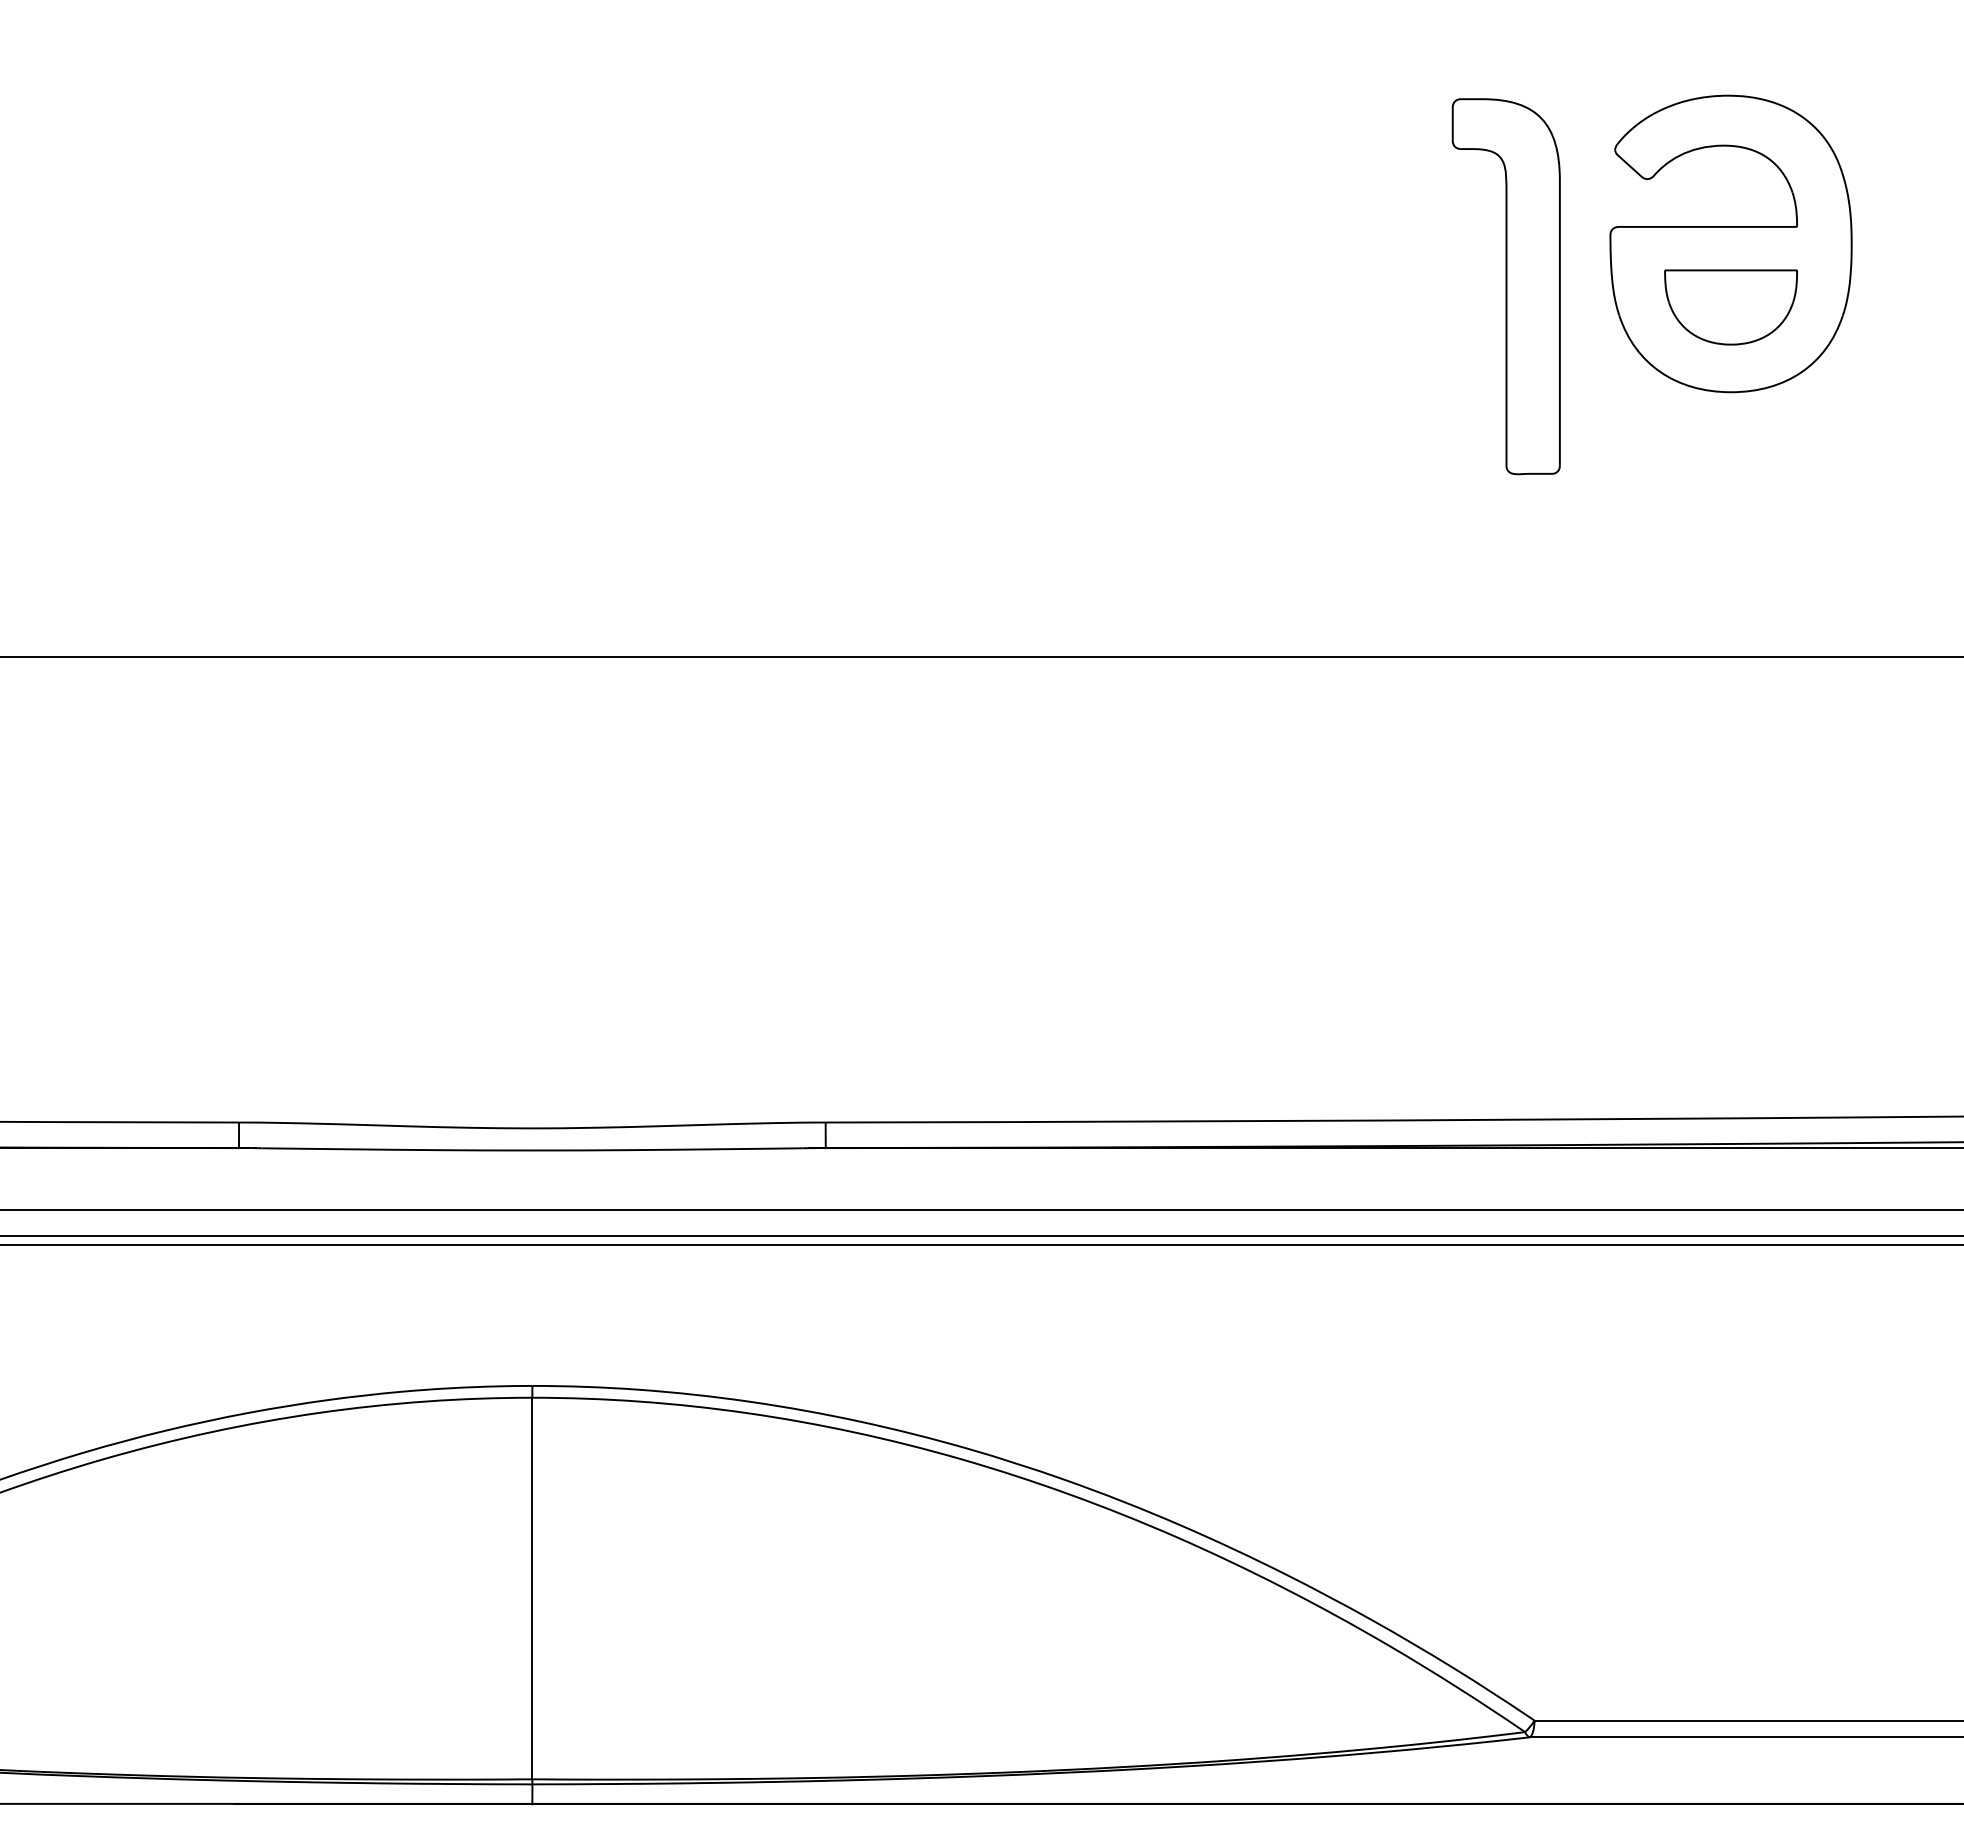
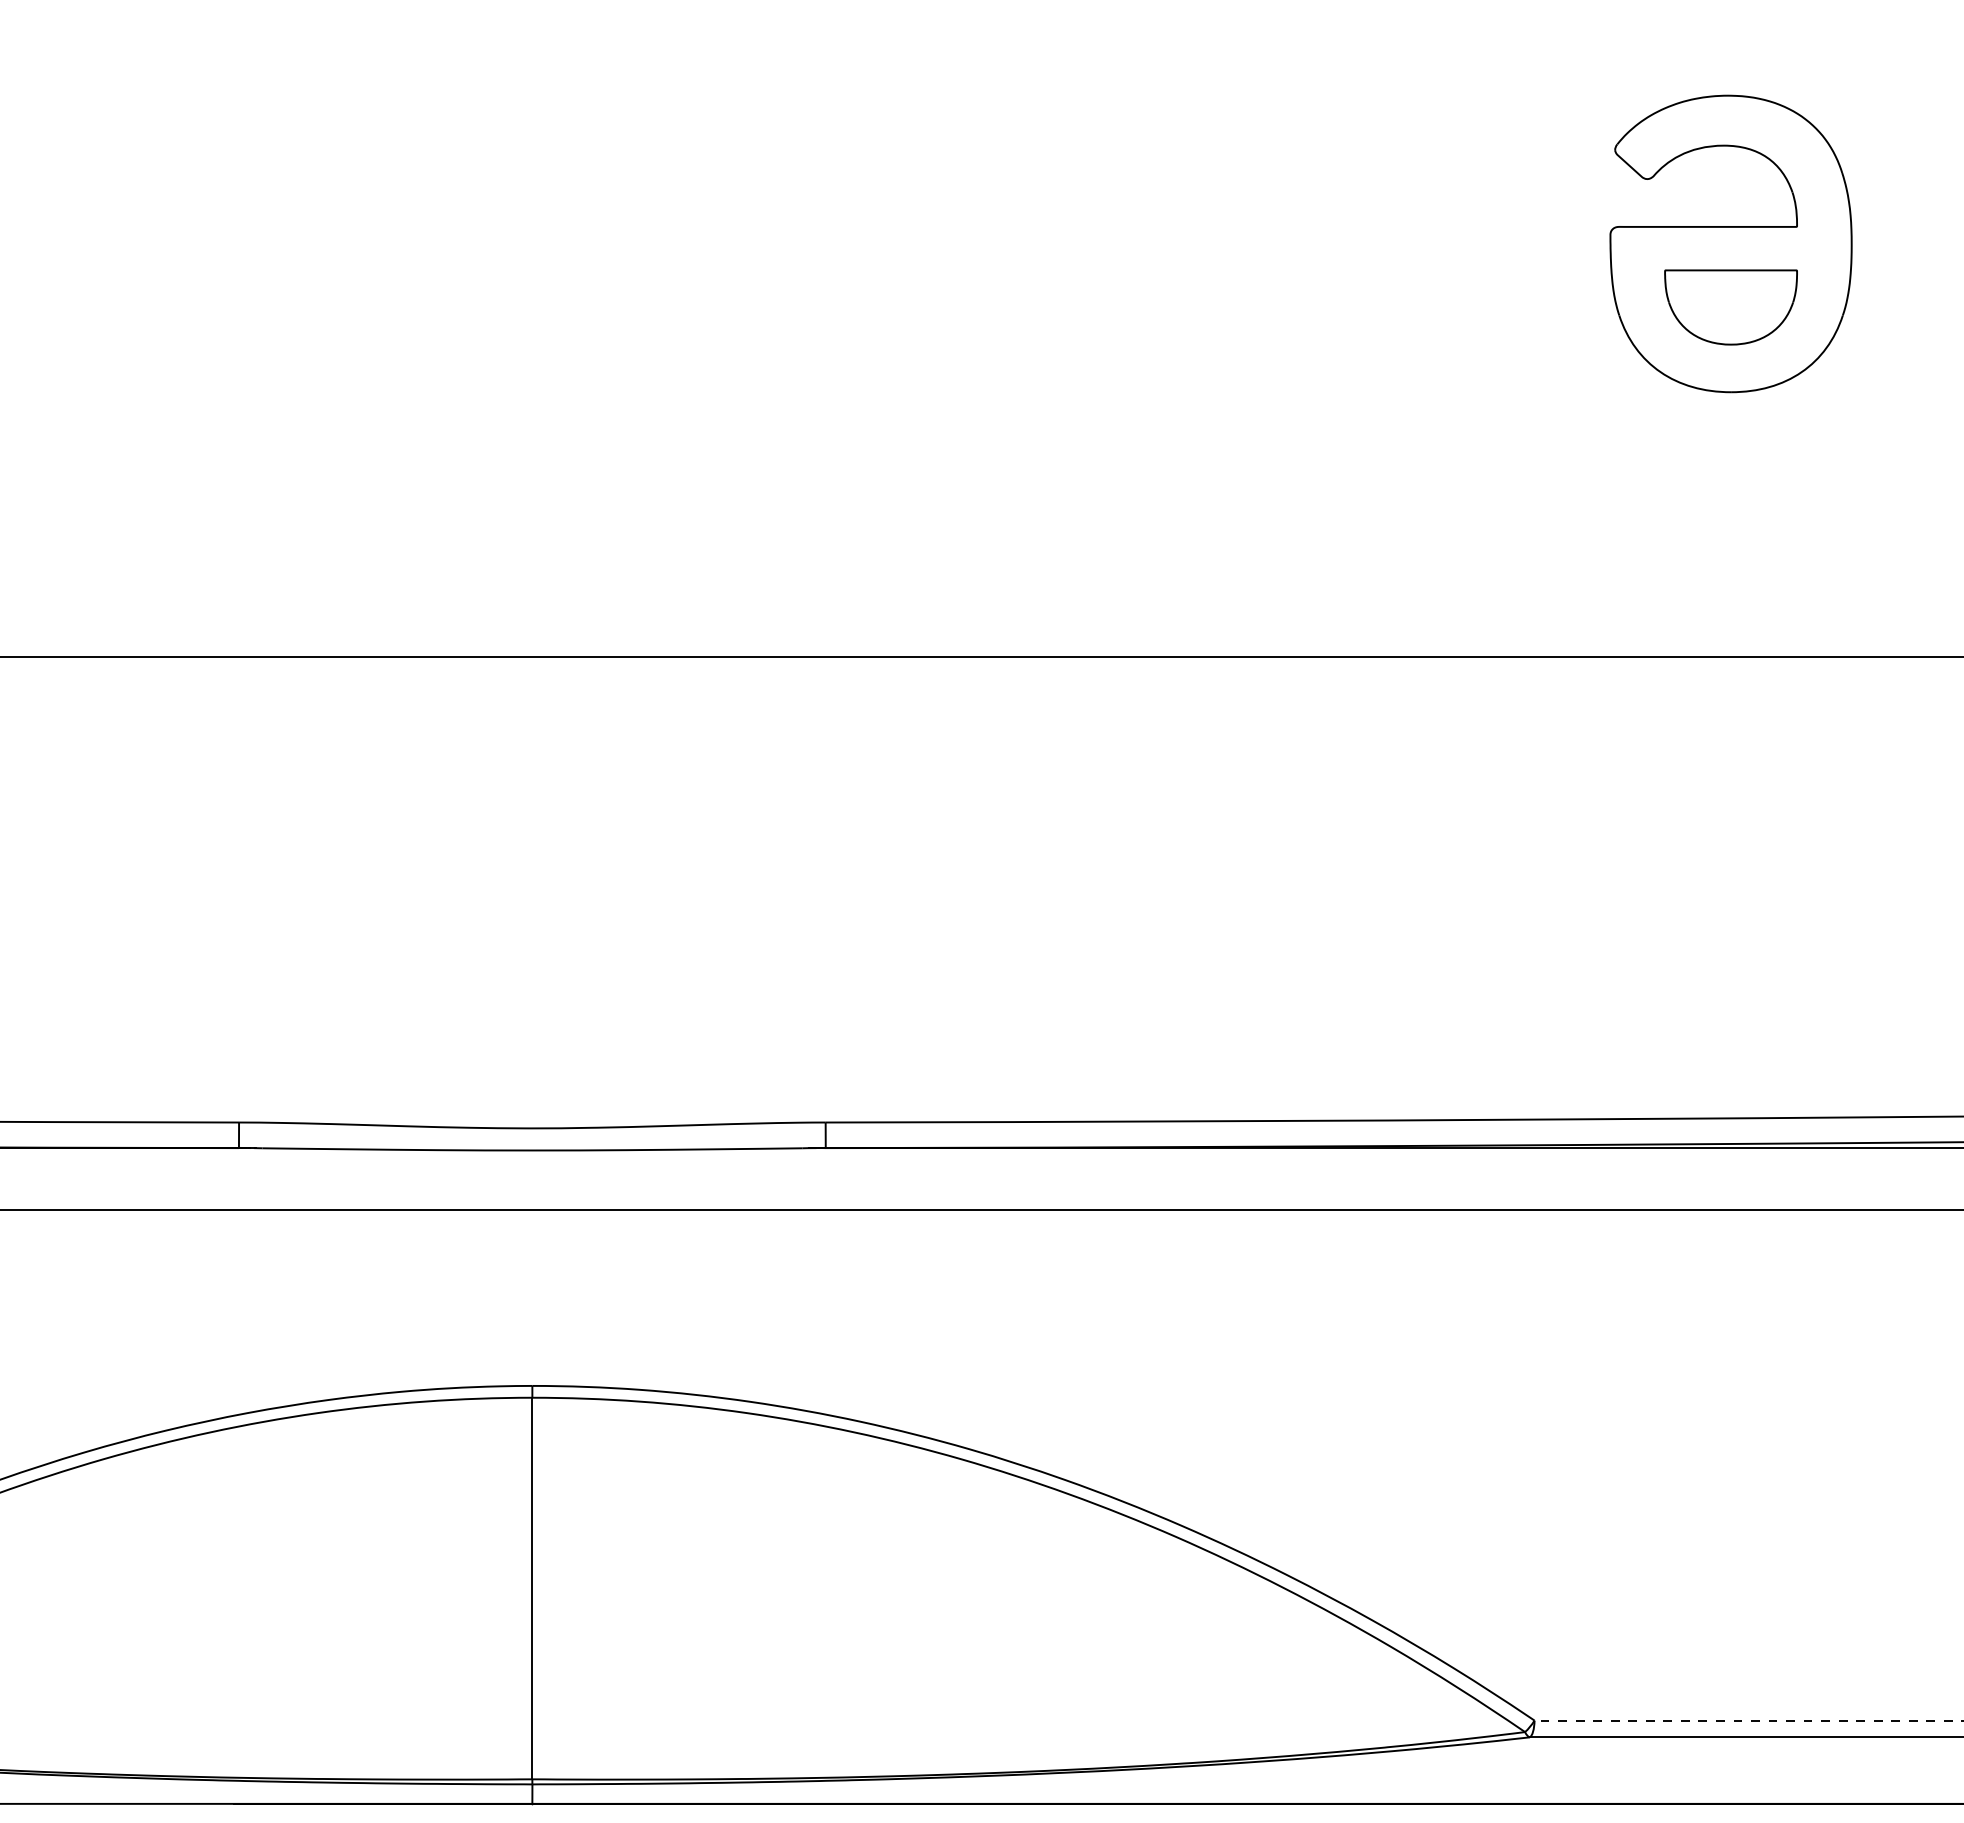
part: present -> none (1505, 286)
line: present -> none (981, 1235)
line: present -> none (981, 1244)
line: solid -> dashed (1748, 1720)
